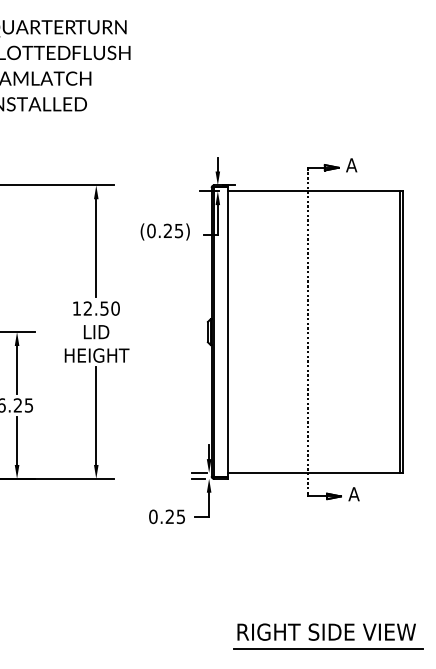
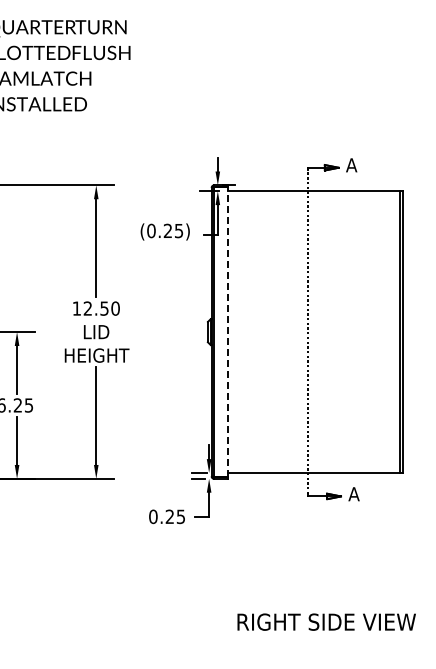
line: solid -> dashed (227, 332)
text position: (326, 631) -> (326, 621) (326, 621)
line: present -> none (328, 648)
